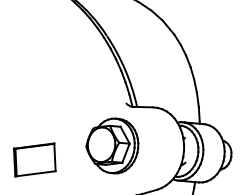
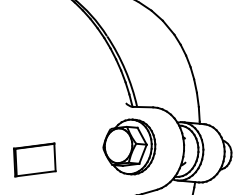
part position: (112, 145) -> (129, 146) (129, 146)
